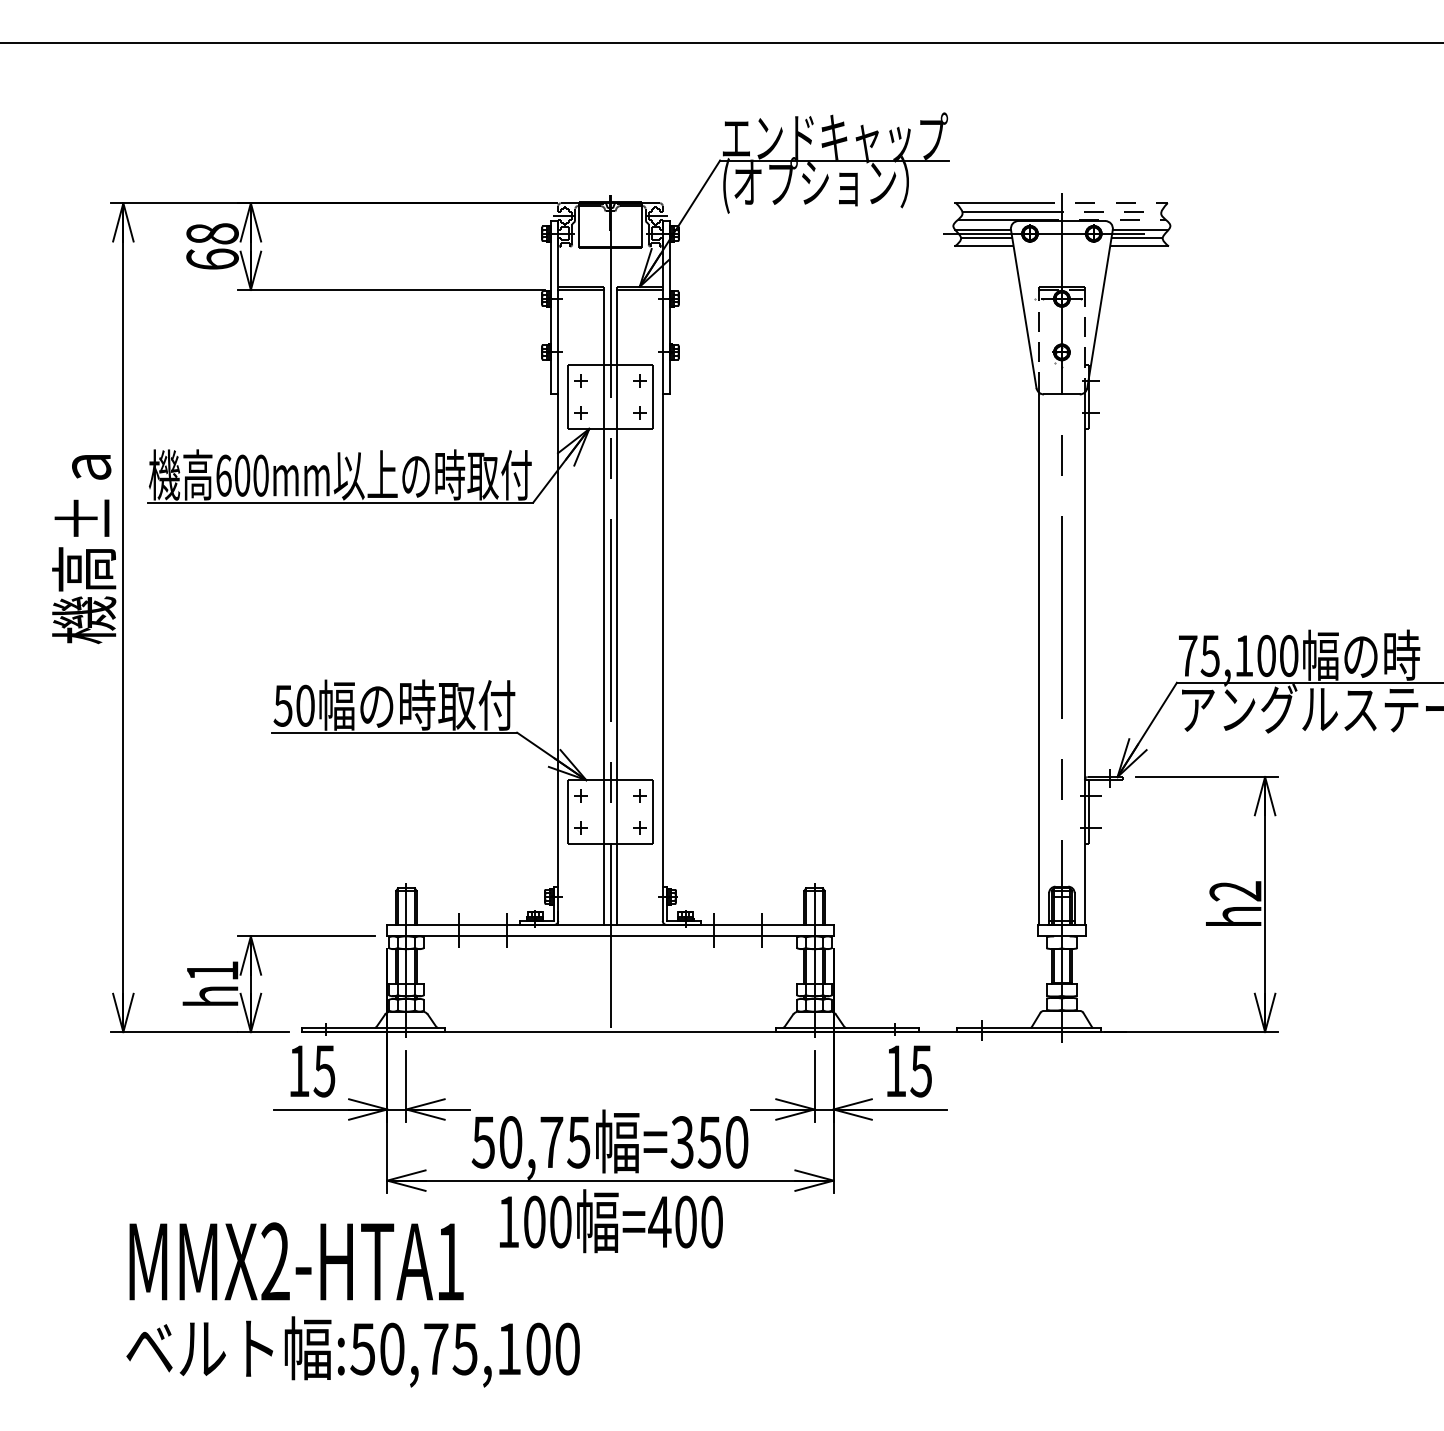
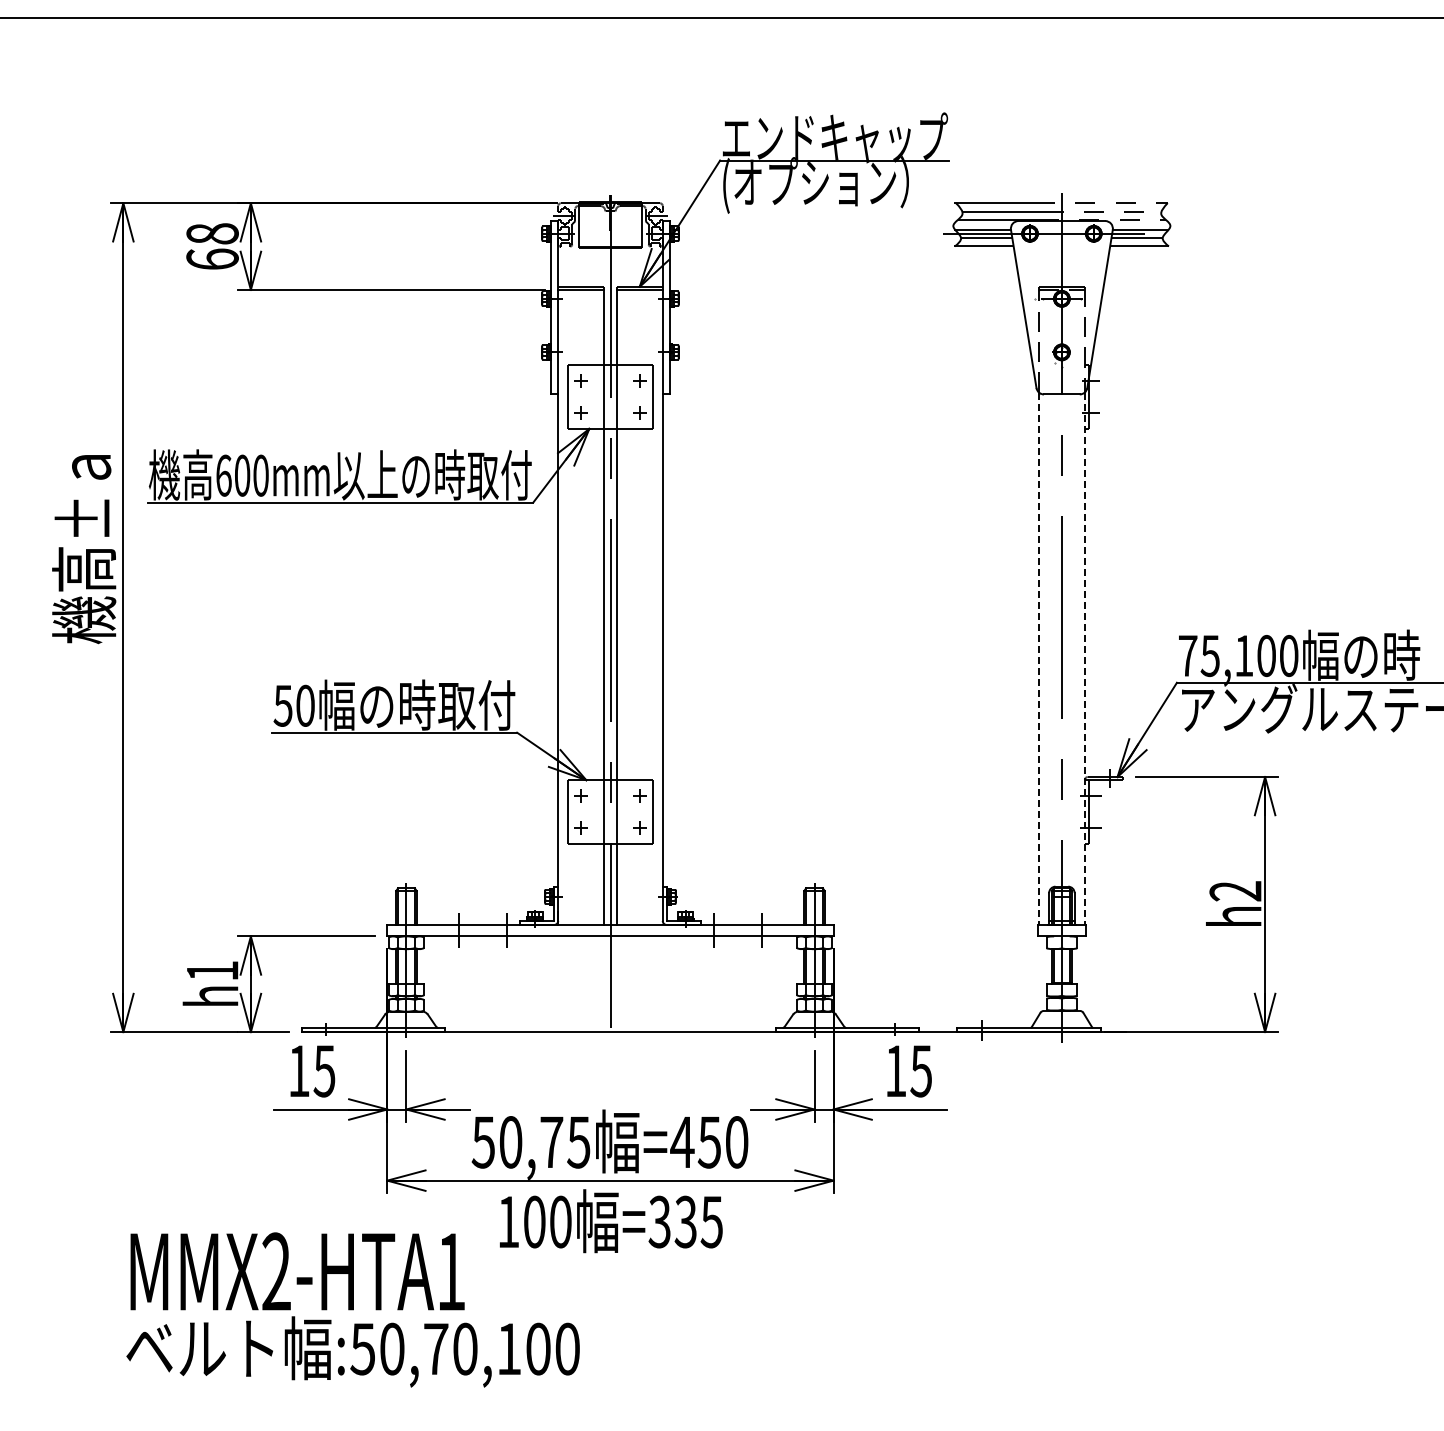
line position: (721, 43) -> (721, 18) (721, 18)
line: solid -> dashed (1038, 659)
line: solid -> dashed (1084, 659)
text: =350 -> =450 (682, 1142)
text: =400 -> =335 (685, 1221)
text position: (296, 1261) -> (297, 1271) (297, 1271)
text: :50,75,100 -> :50,70,100 (464, 1348)
